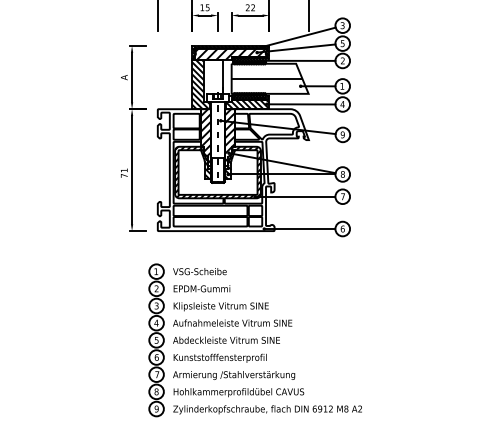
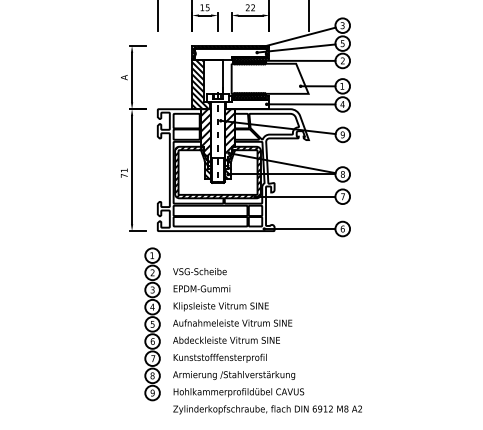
hatch: present -> none (230, 53)
line: present -> none (266, 78)
hatch: present -> none (247, 102)
part position: (156, 340) -> (152, 324) (152, 324)
